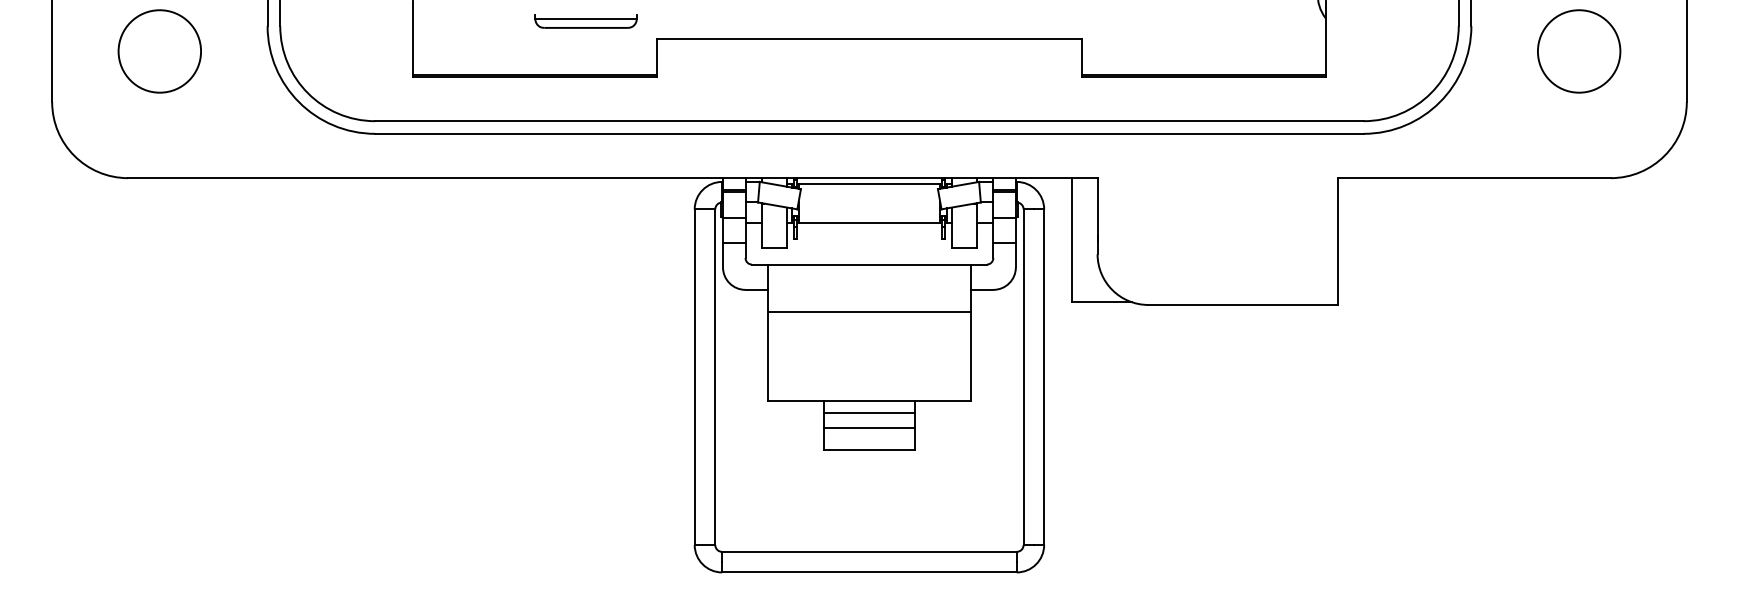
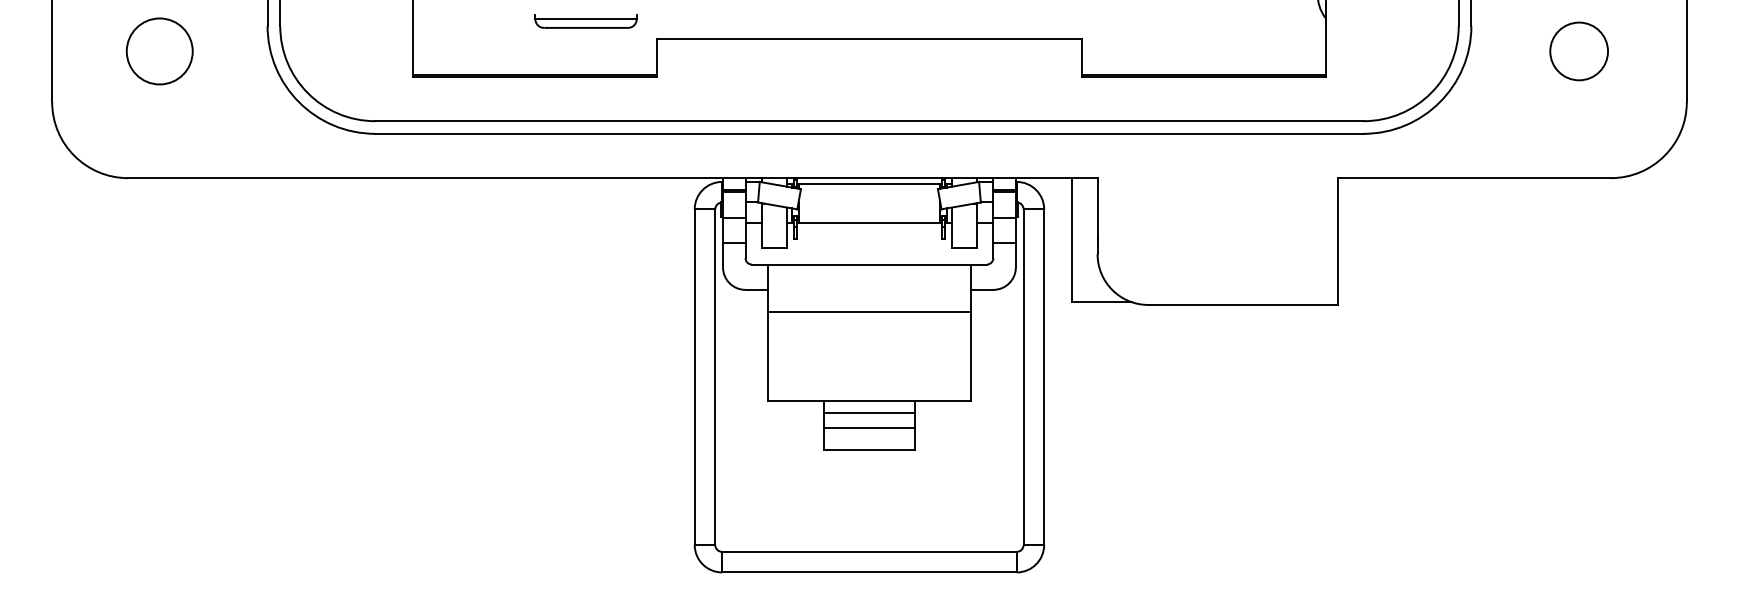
circle size: 85x85 px -> 69x69 px (159, 51)
circle diameter: 82 px -> 58 px (1579, 51)
